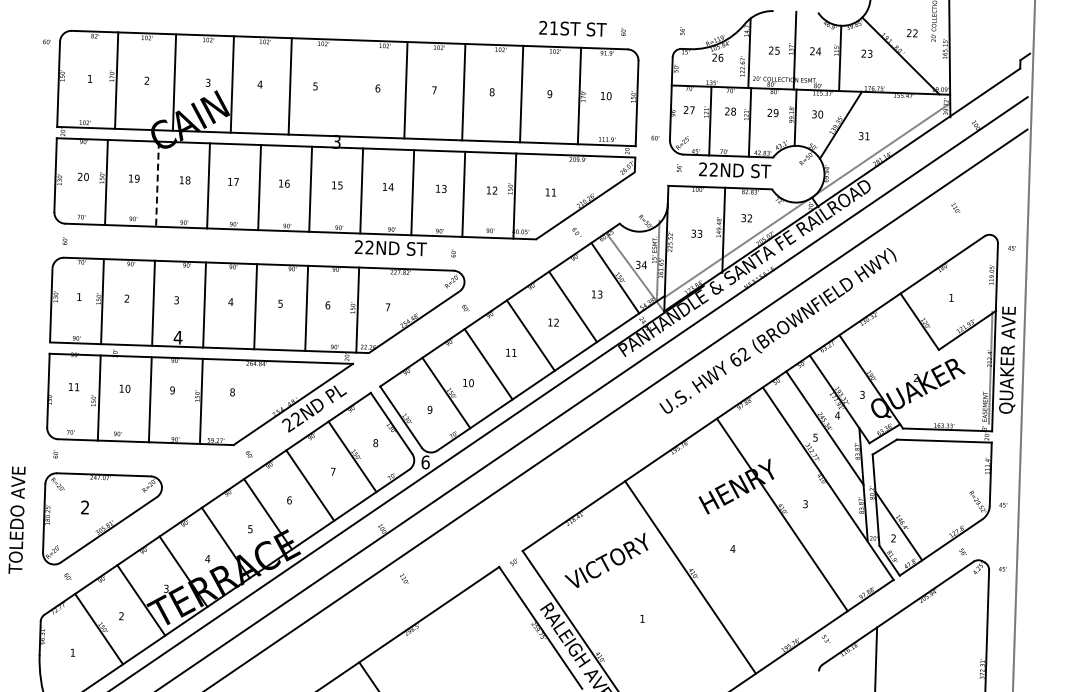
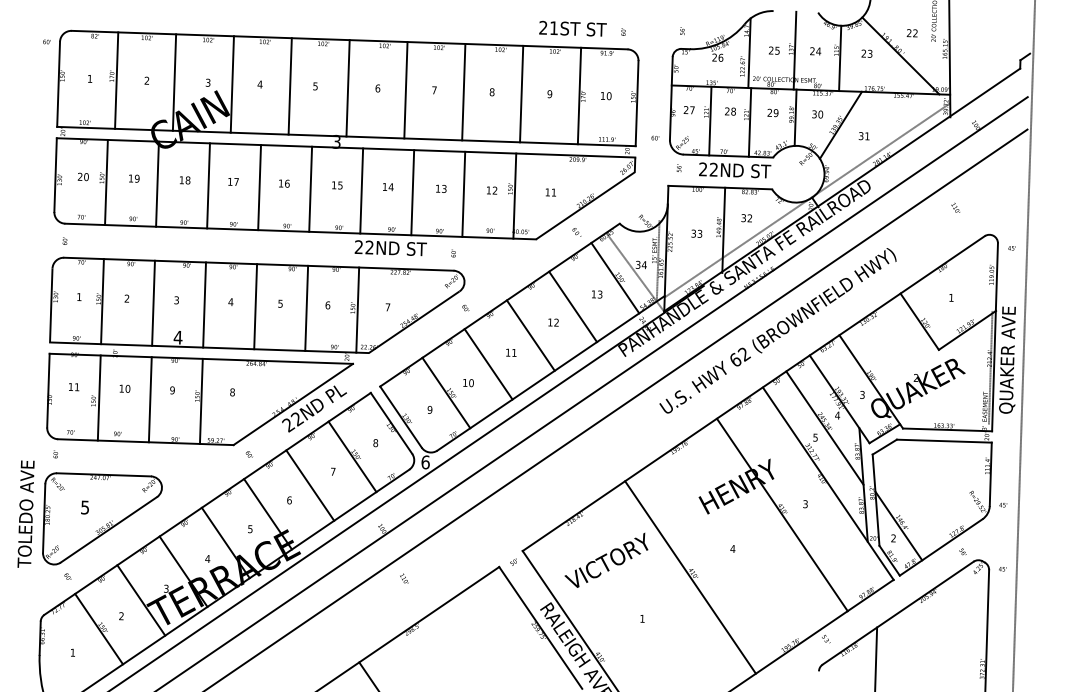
line: none -> present (347, 88)
line: dashed -> solid (157, 184)
text: 2 -> 5 (84, 507)
text position: (16, 519) -> (25, 513) (25, 513)
